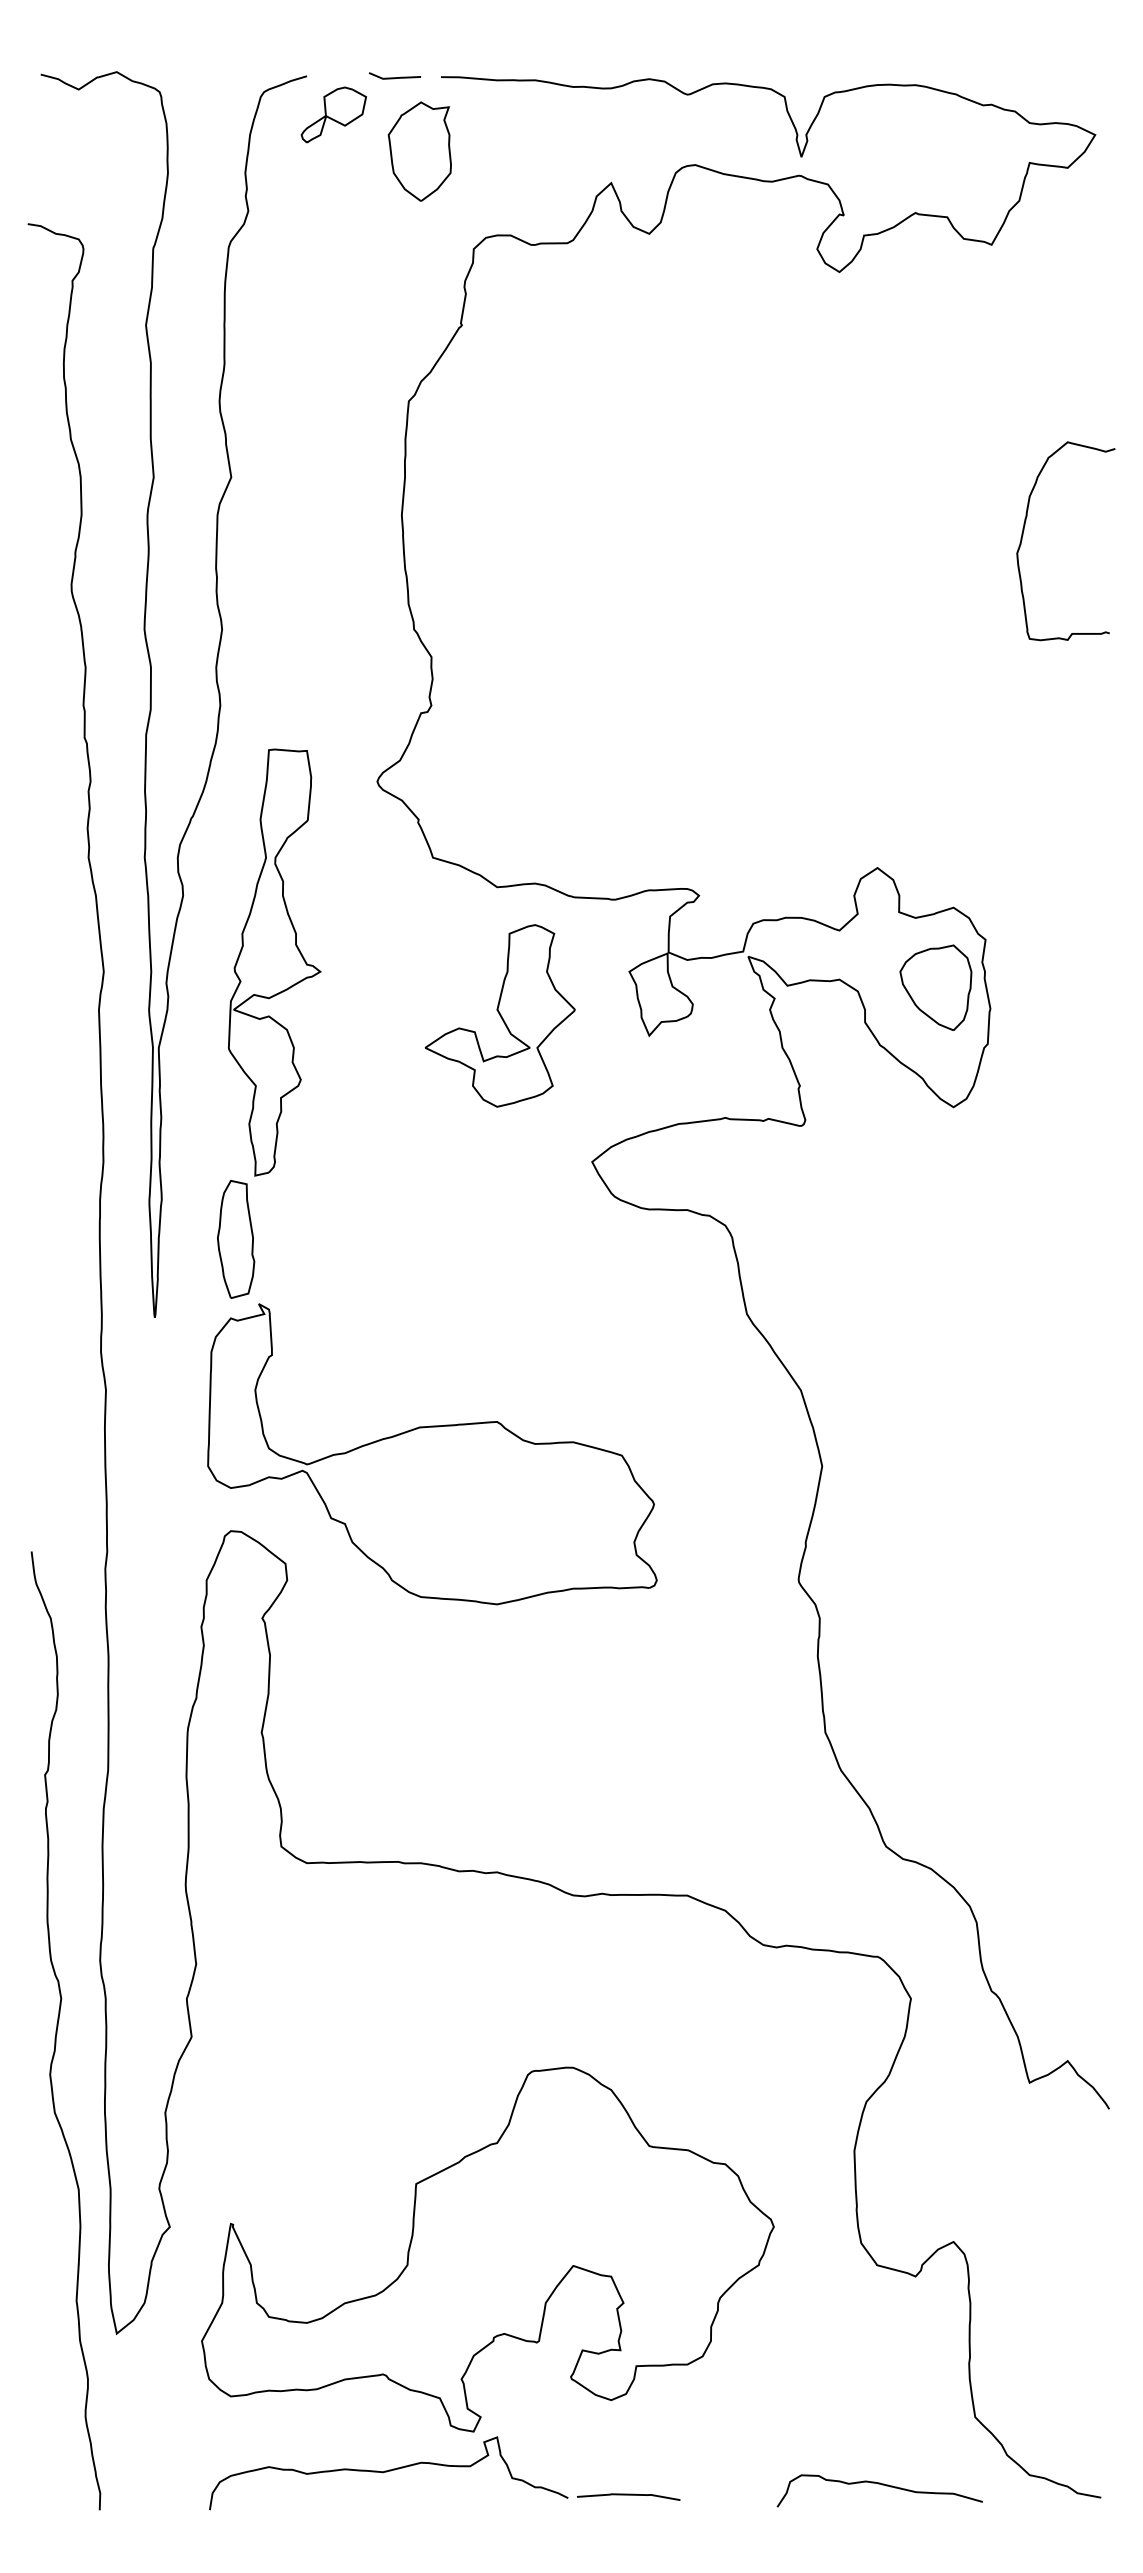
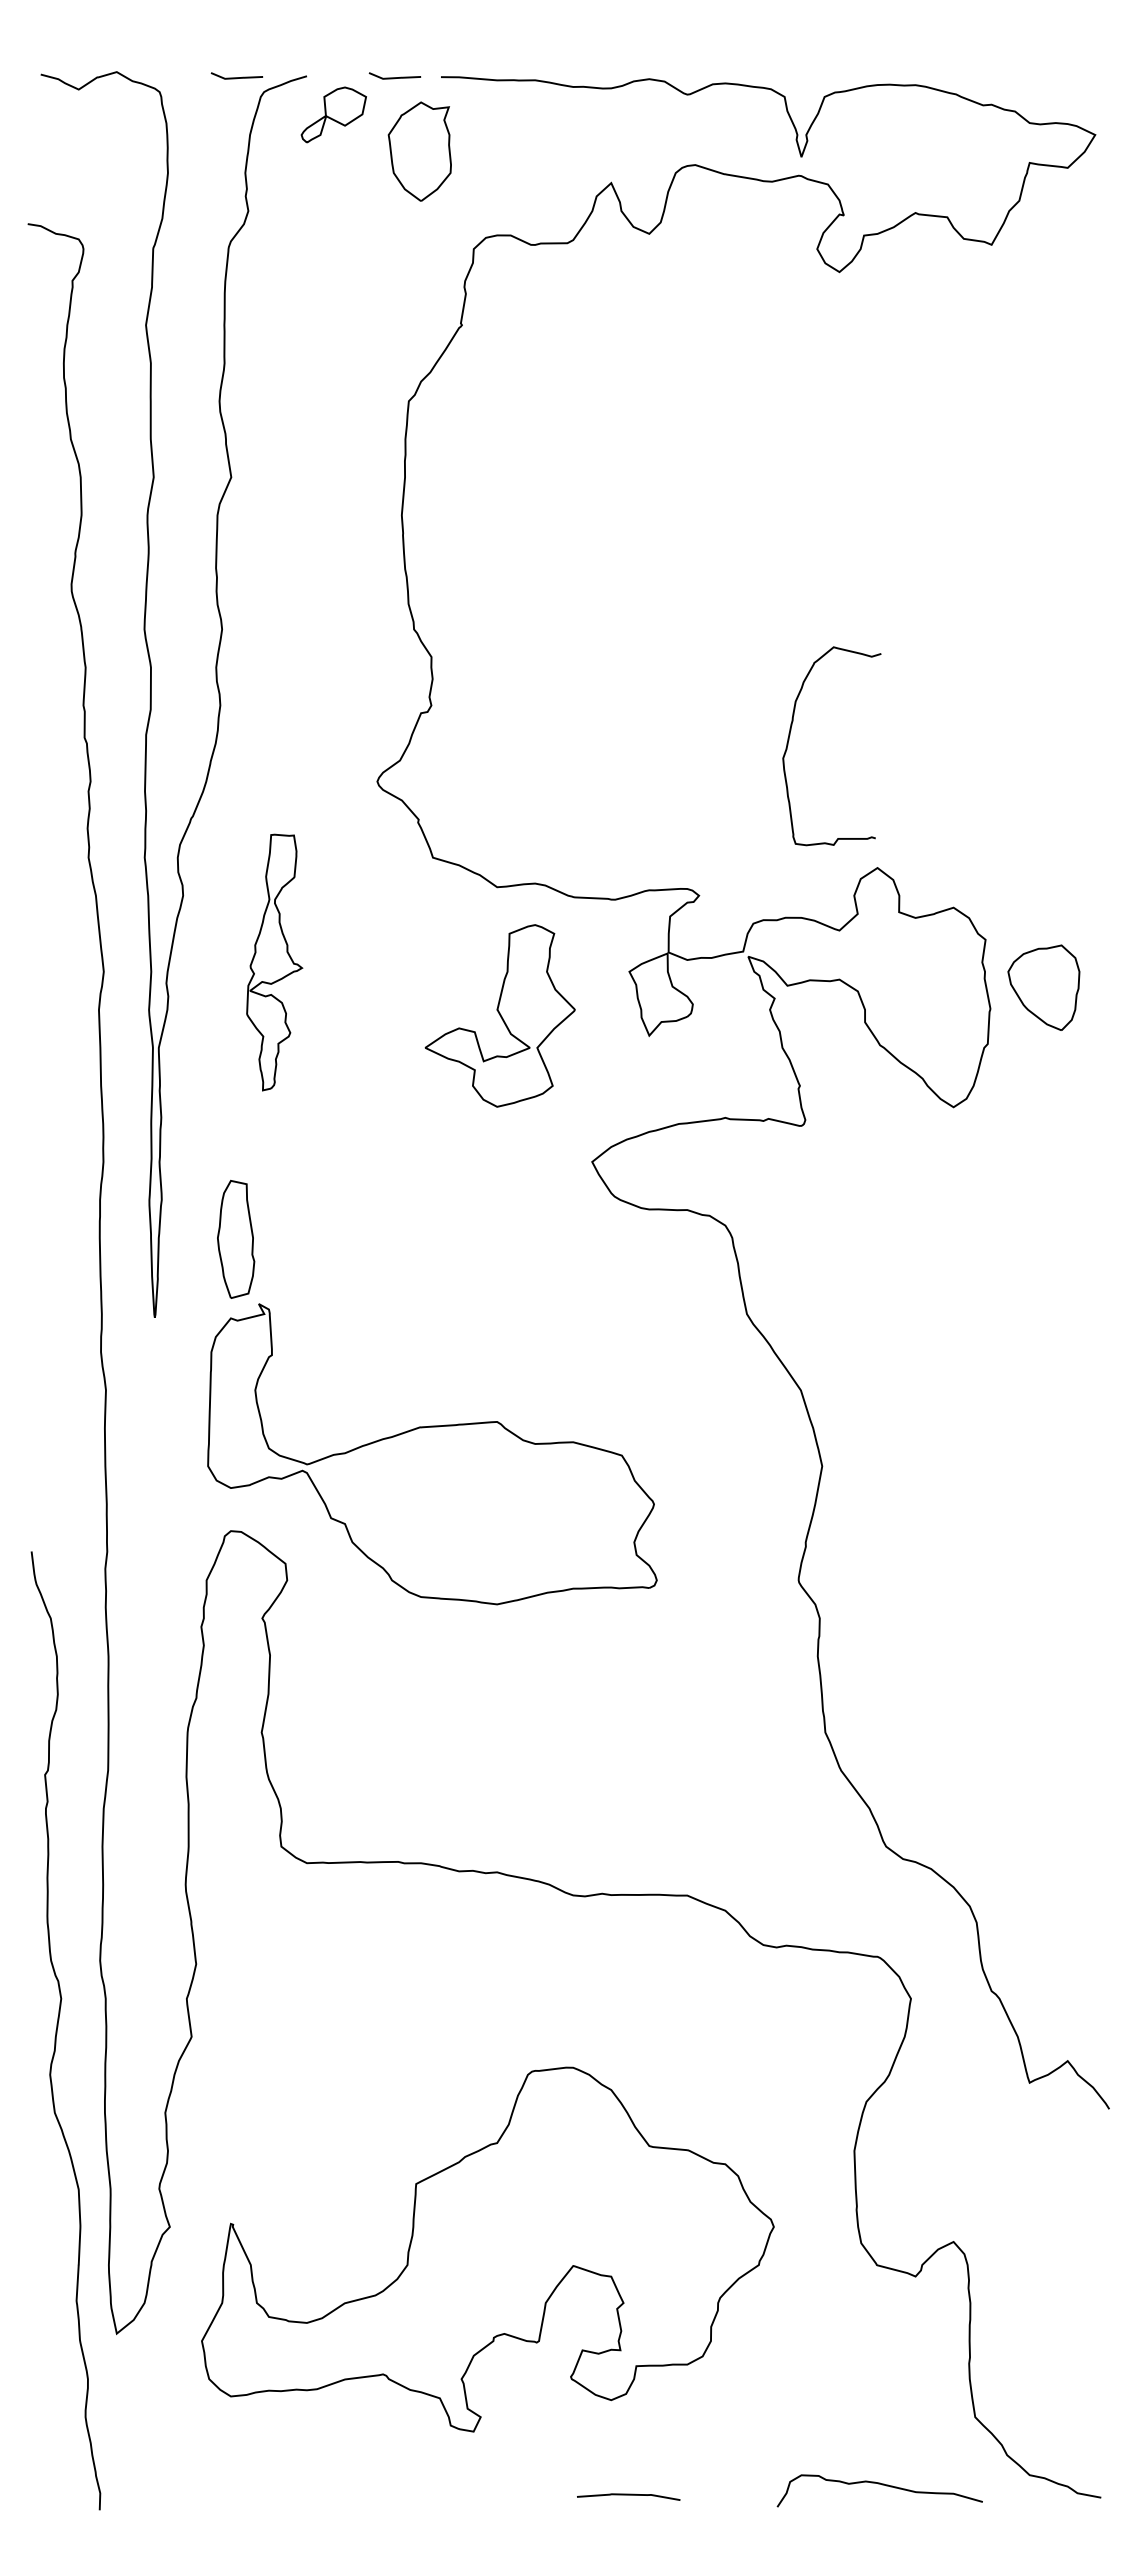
line: none -> present (236, 77)
curve position: (1023, 535) -> (789, 740) (789, 740)
part size: 95x429 px -> 58x259 px (274, 962)
part position: (935, 987) -> (1043, 987) (1043, 987)
curve: present -> none (387, 2472)
